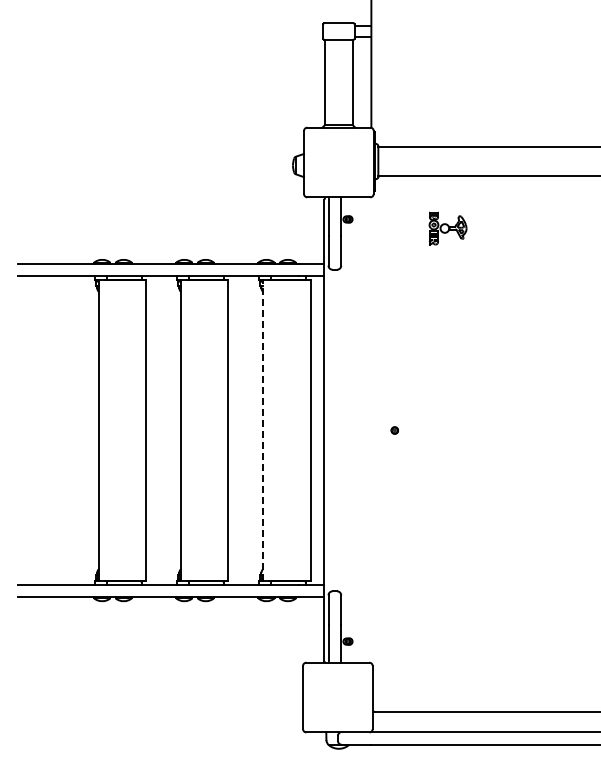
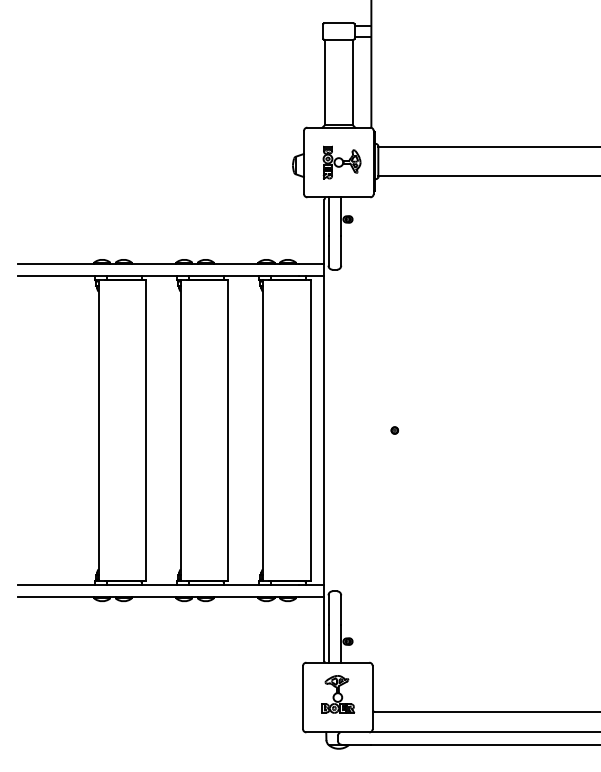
part position: (447, 228) -> (341, 162) (341, 162)
line: dashed -> solid (262, 430)
part: none -> present (338, 694)
